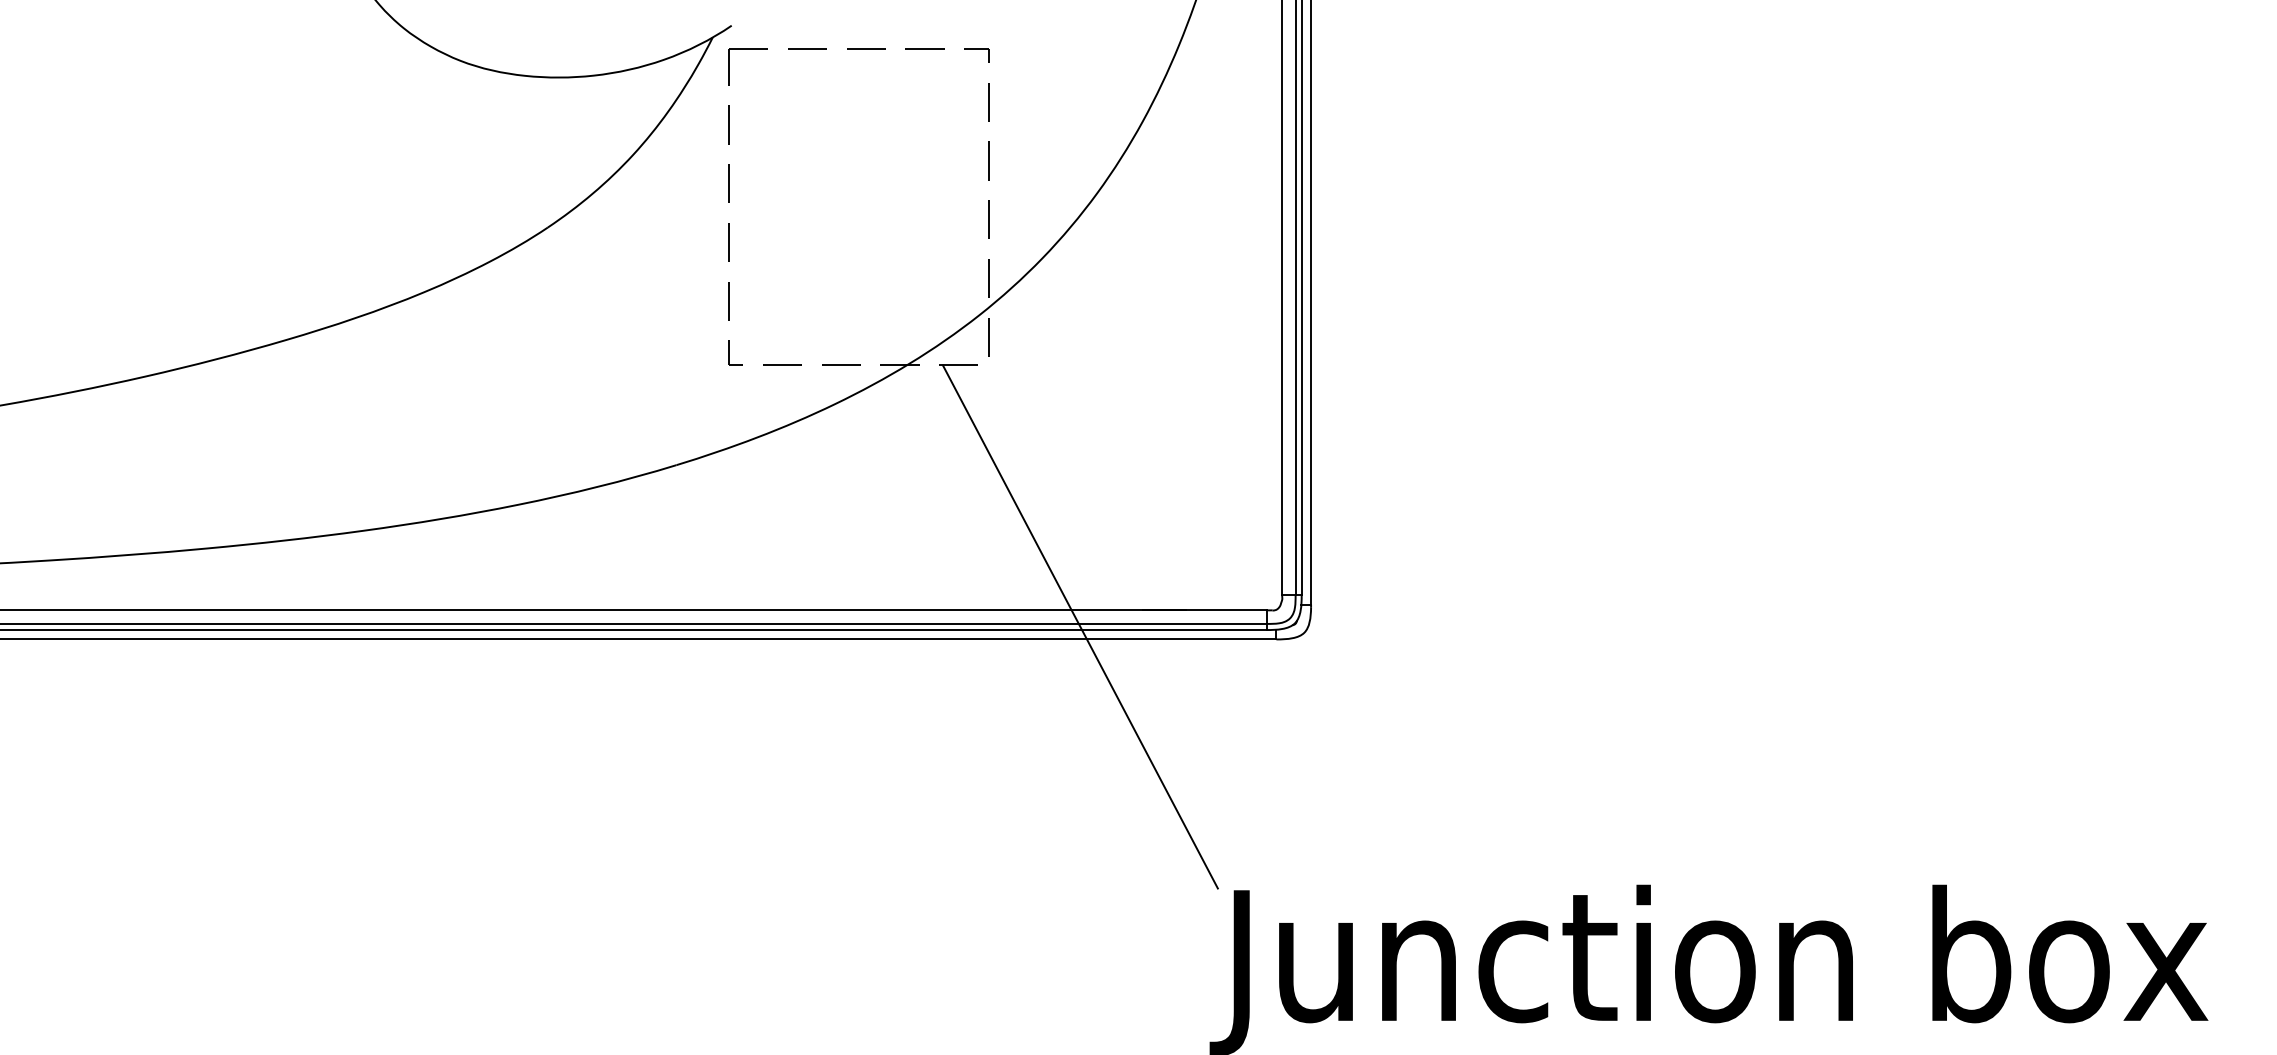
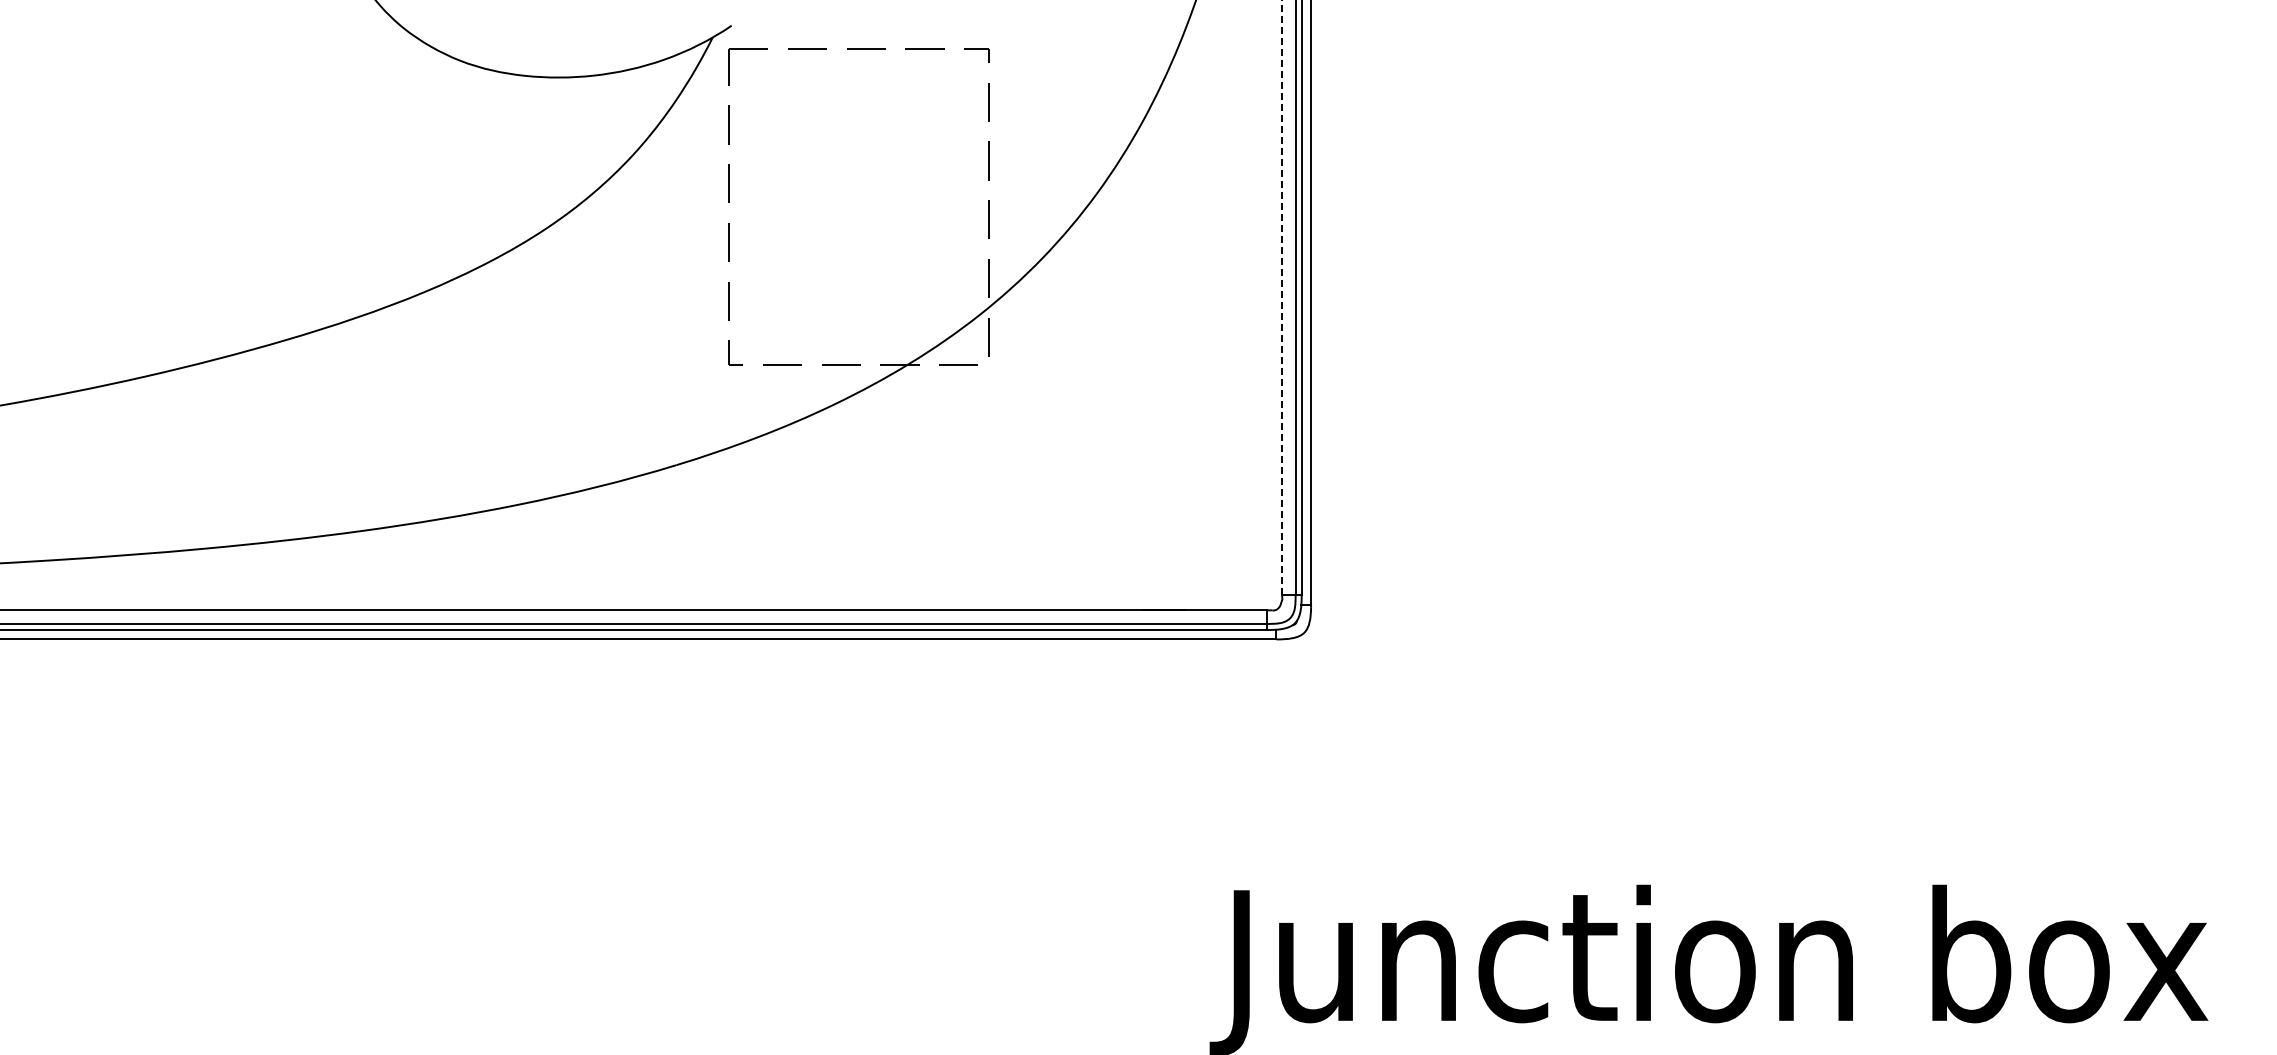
line: solid -> dashed (1282, 297)
line: present -> none (1079, 626)
